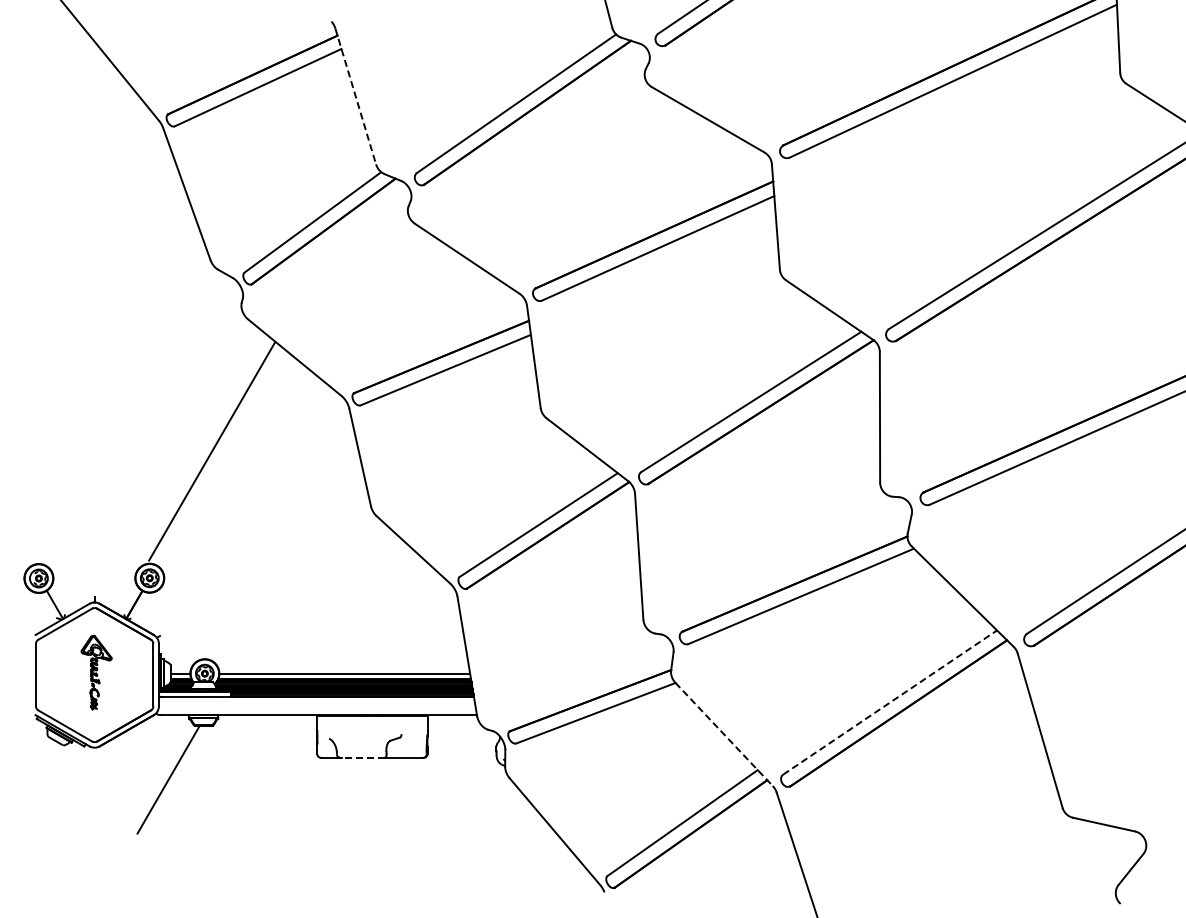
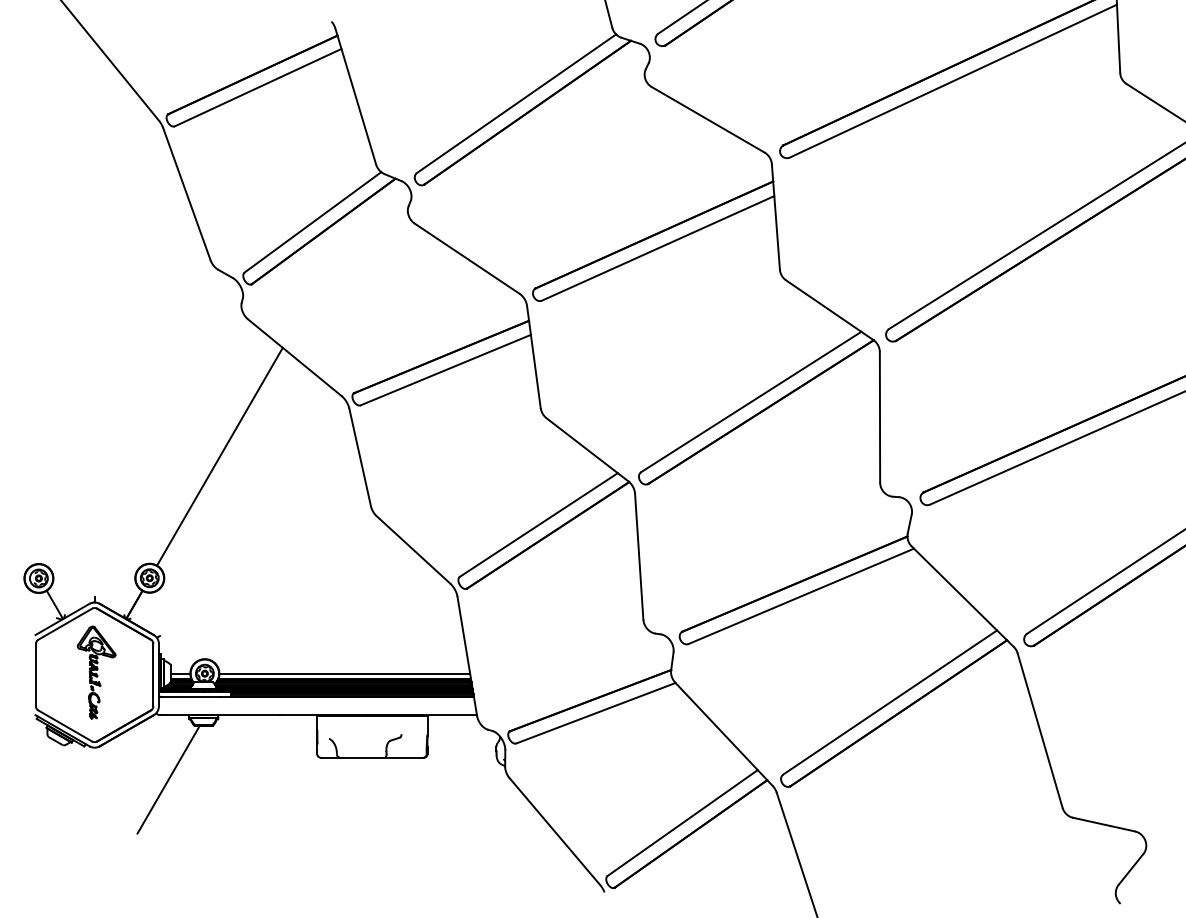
line: dashed -> solid (355, 96)
line position: (211, 451) -> (219, 456) (219, 456)
part size: 33x77 px -> 41x95 px (96, 672)
line: dashed -> solid (890, 702)
line: dashed -> solid (724, 734)
line: dashed -> solid (362, 757)
